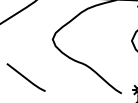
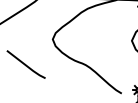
line position: (25, 77) -> (25, 64) (25, 64)
